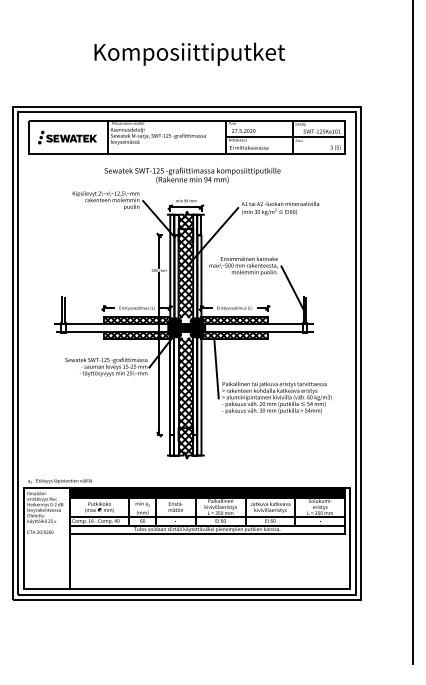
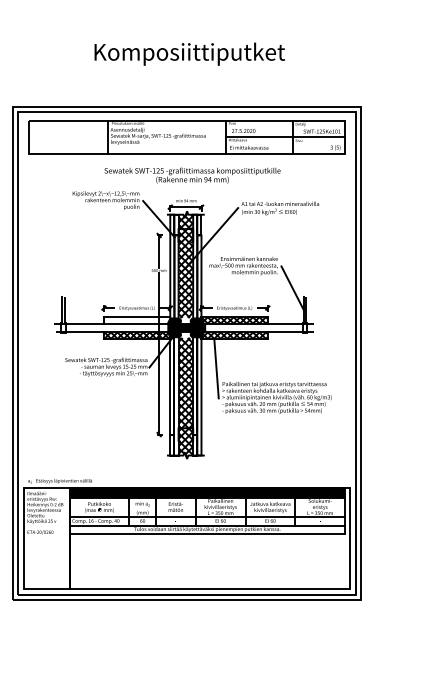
part: present -> none (67, 137)
hatch: present -> none (136, 319)
line: present -> none (413, 333)
